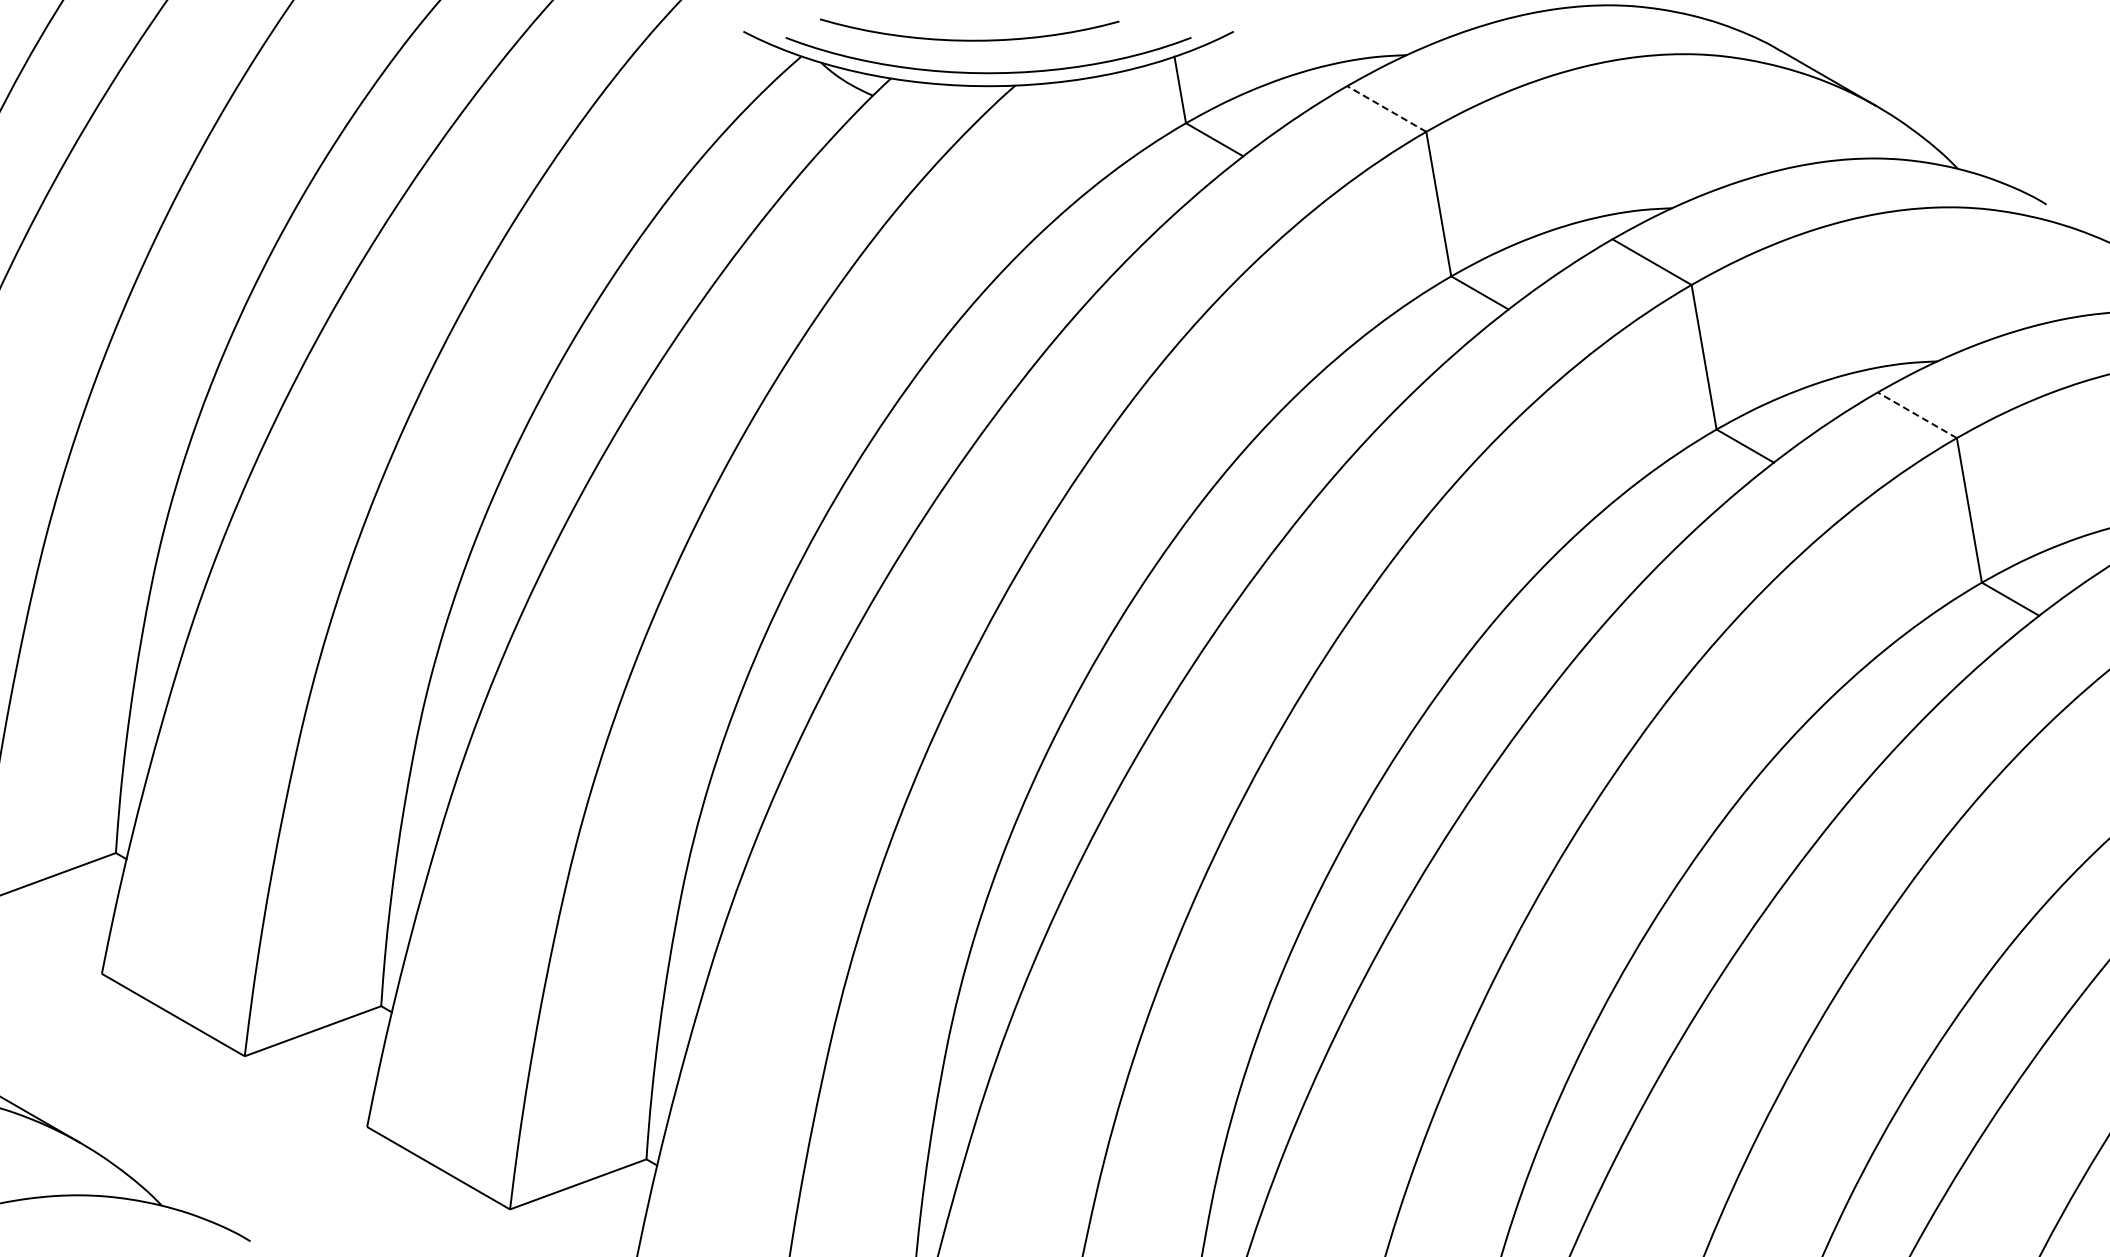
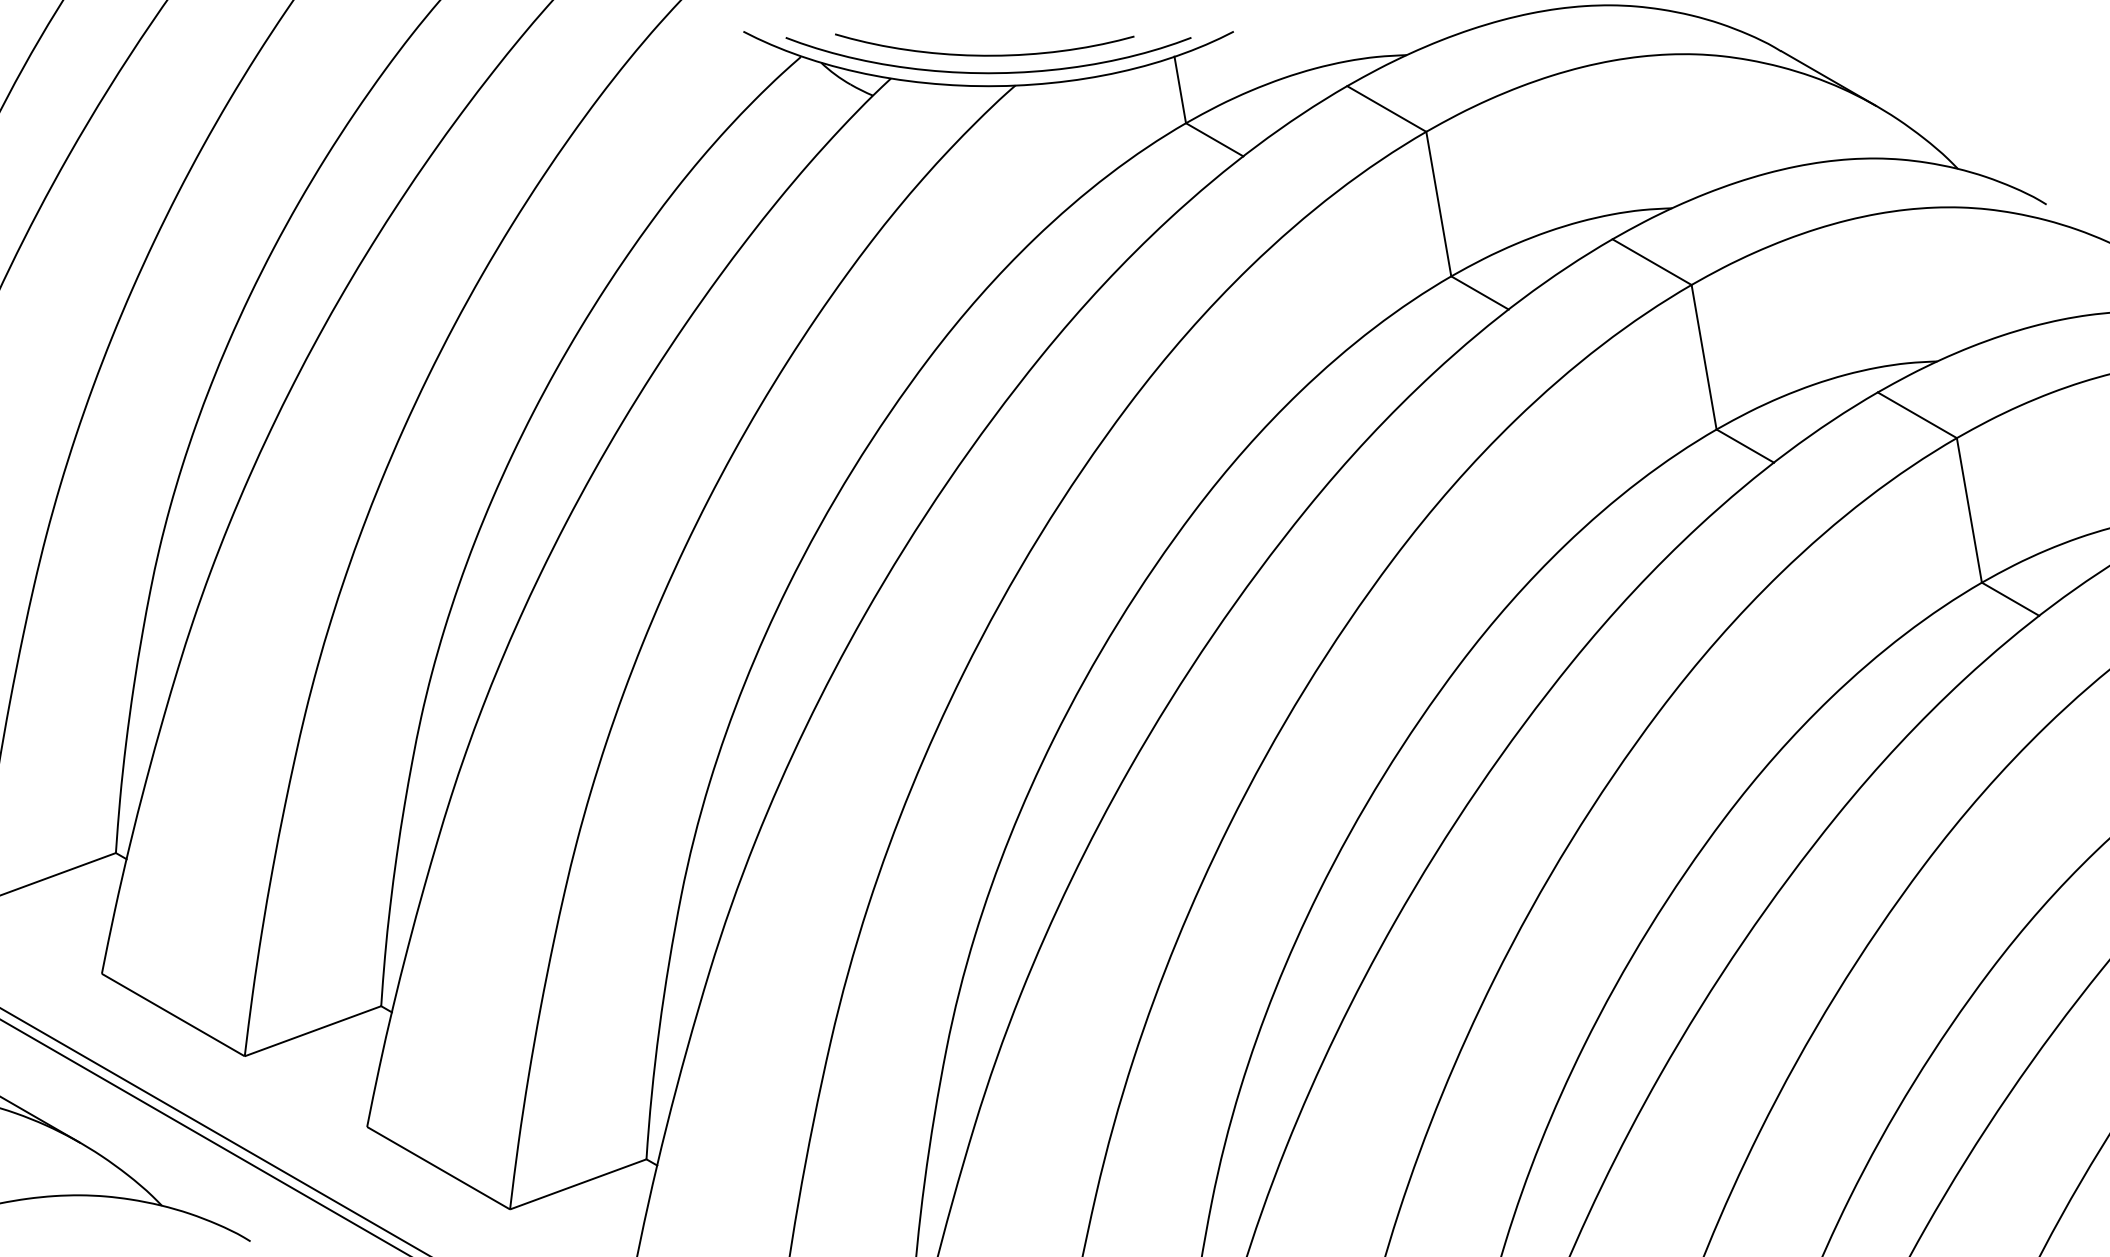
curve position: (969, 39) -> (984, 54) (984, 54)
line: dashed -> solid (1386, 108)
line: dashed -> solid (1917, 415)
line: none -> present (213, 1131)
line: none -> present (203, 1136)
